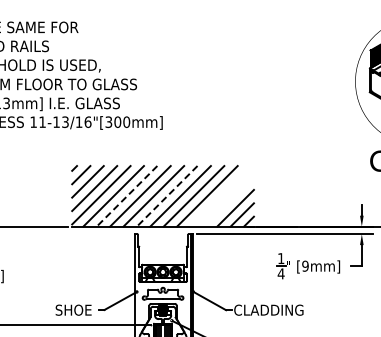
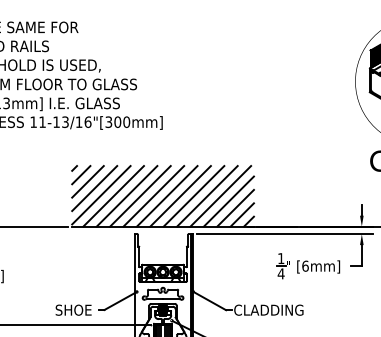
line: dashed -> solid (127, 196)
line: dashed -> solid (167, 196)
line: none -> present (220, 196)
line: none -> present (228, 201)
text: [9mm] -> [6mm] (305, 265)
